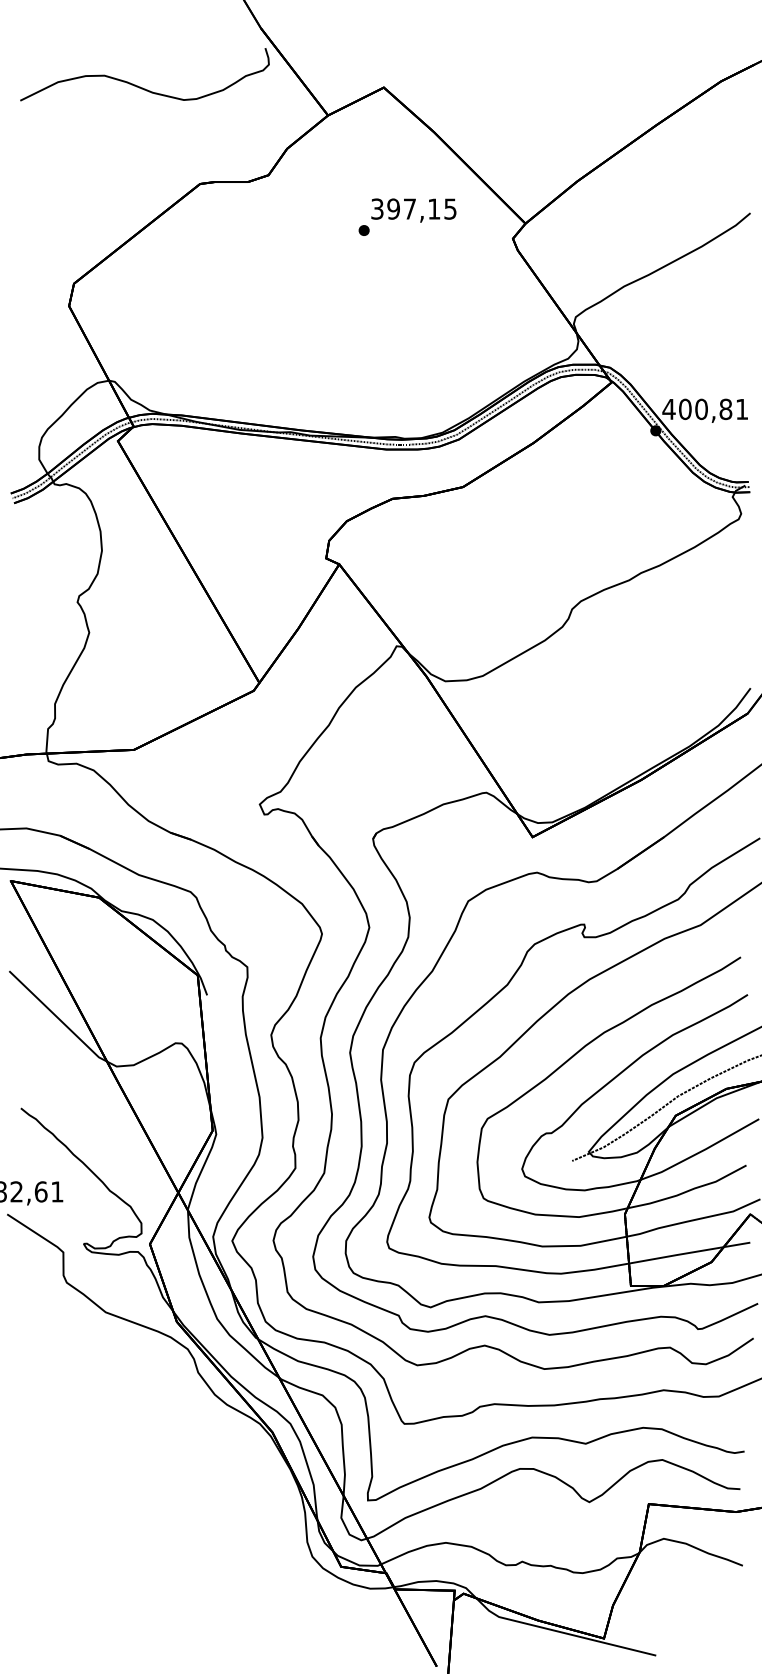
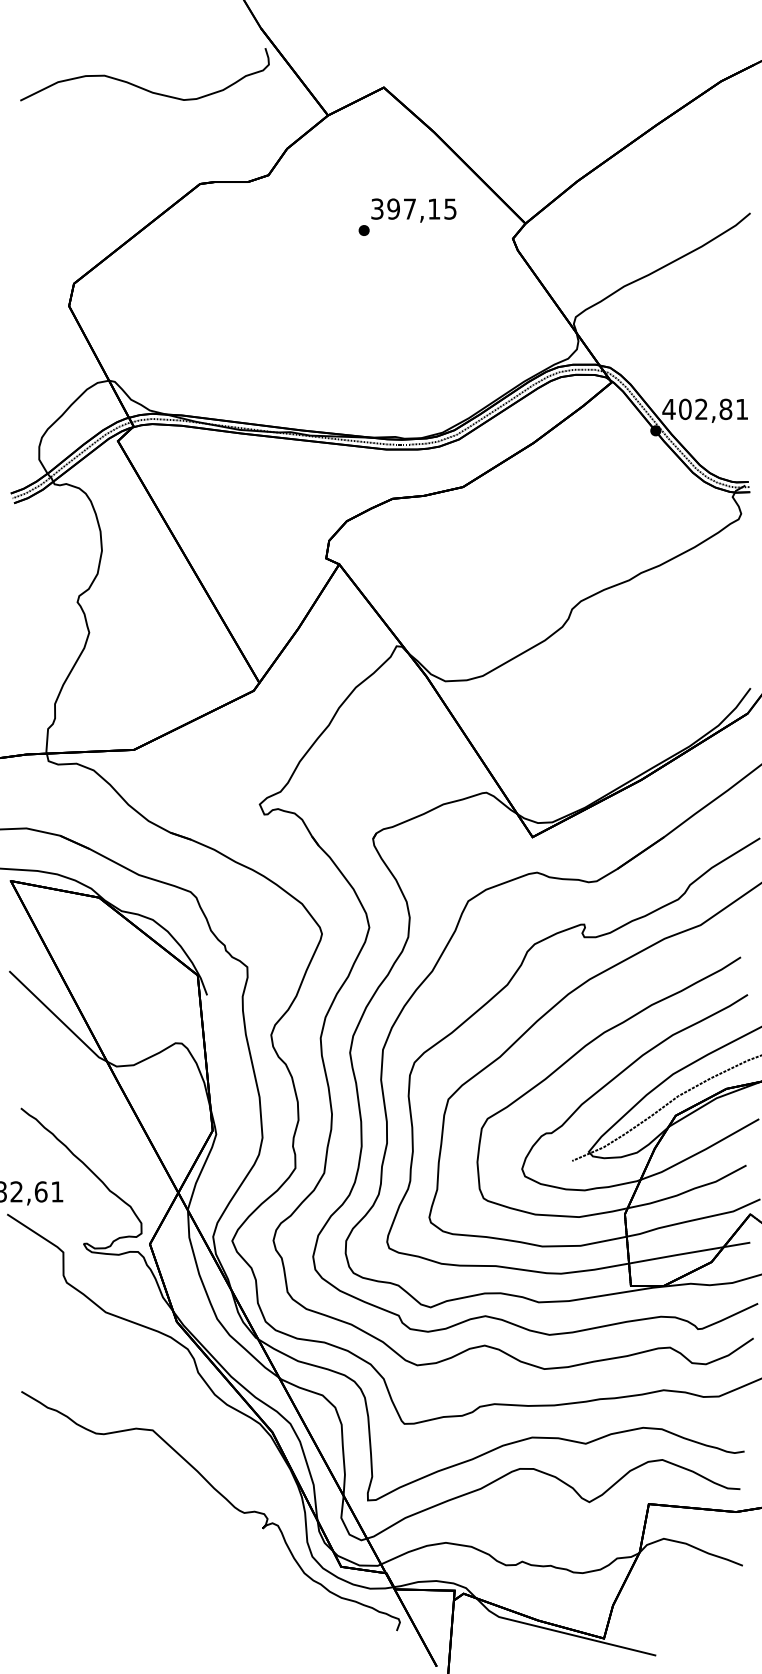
text: 400,81 -> 402,81 (701, 409)
curve: none -> present (222, 1497)
